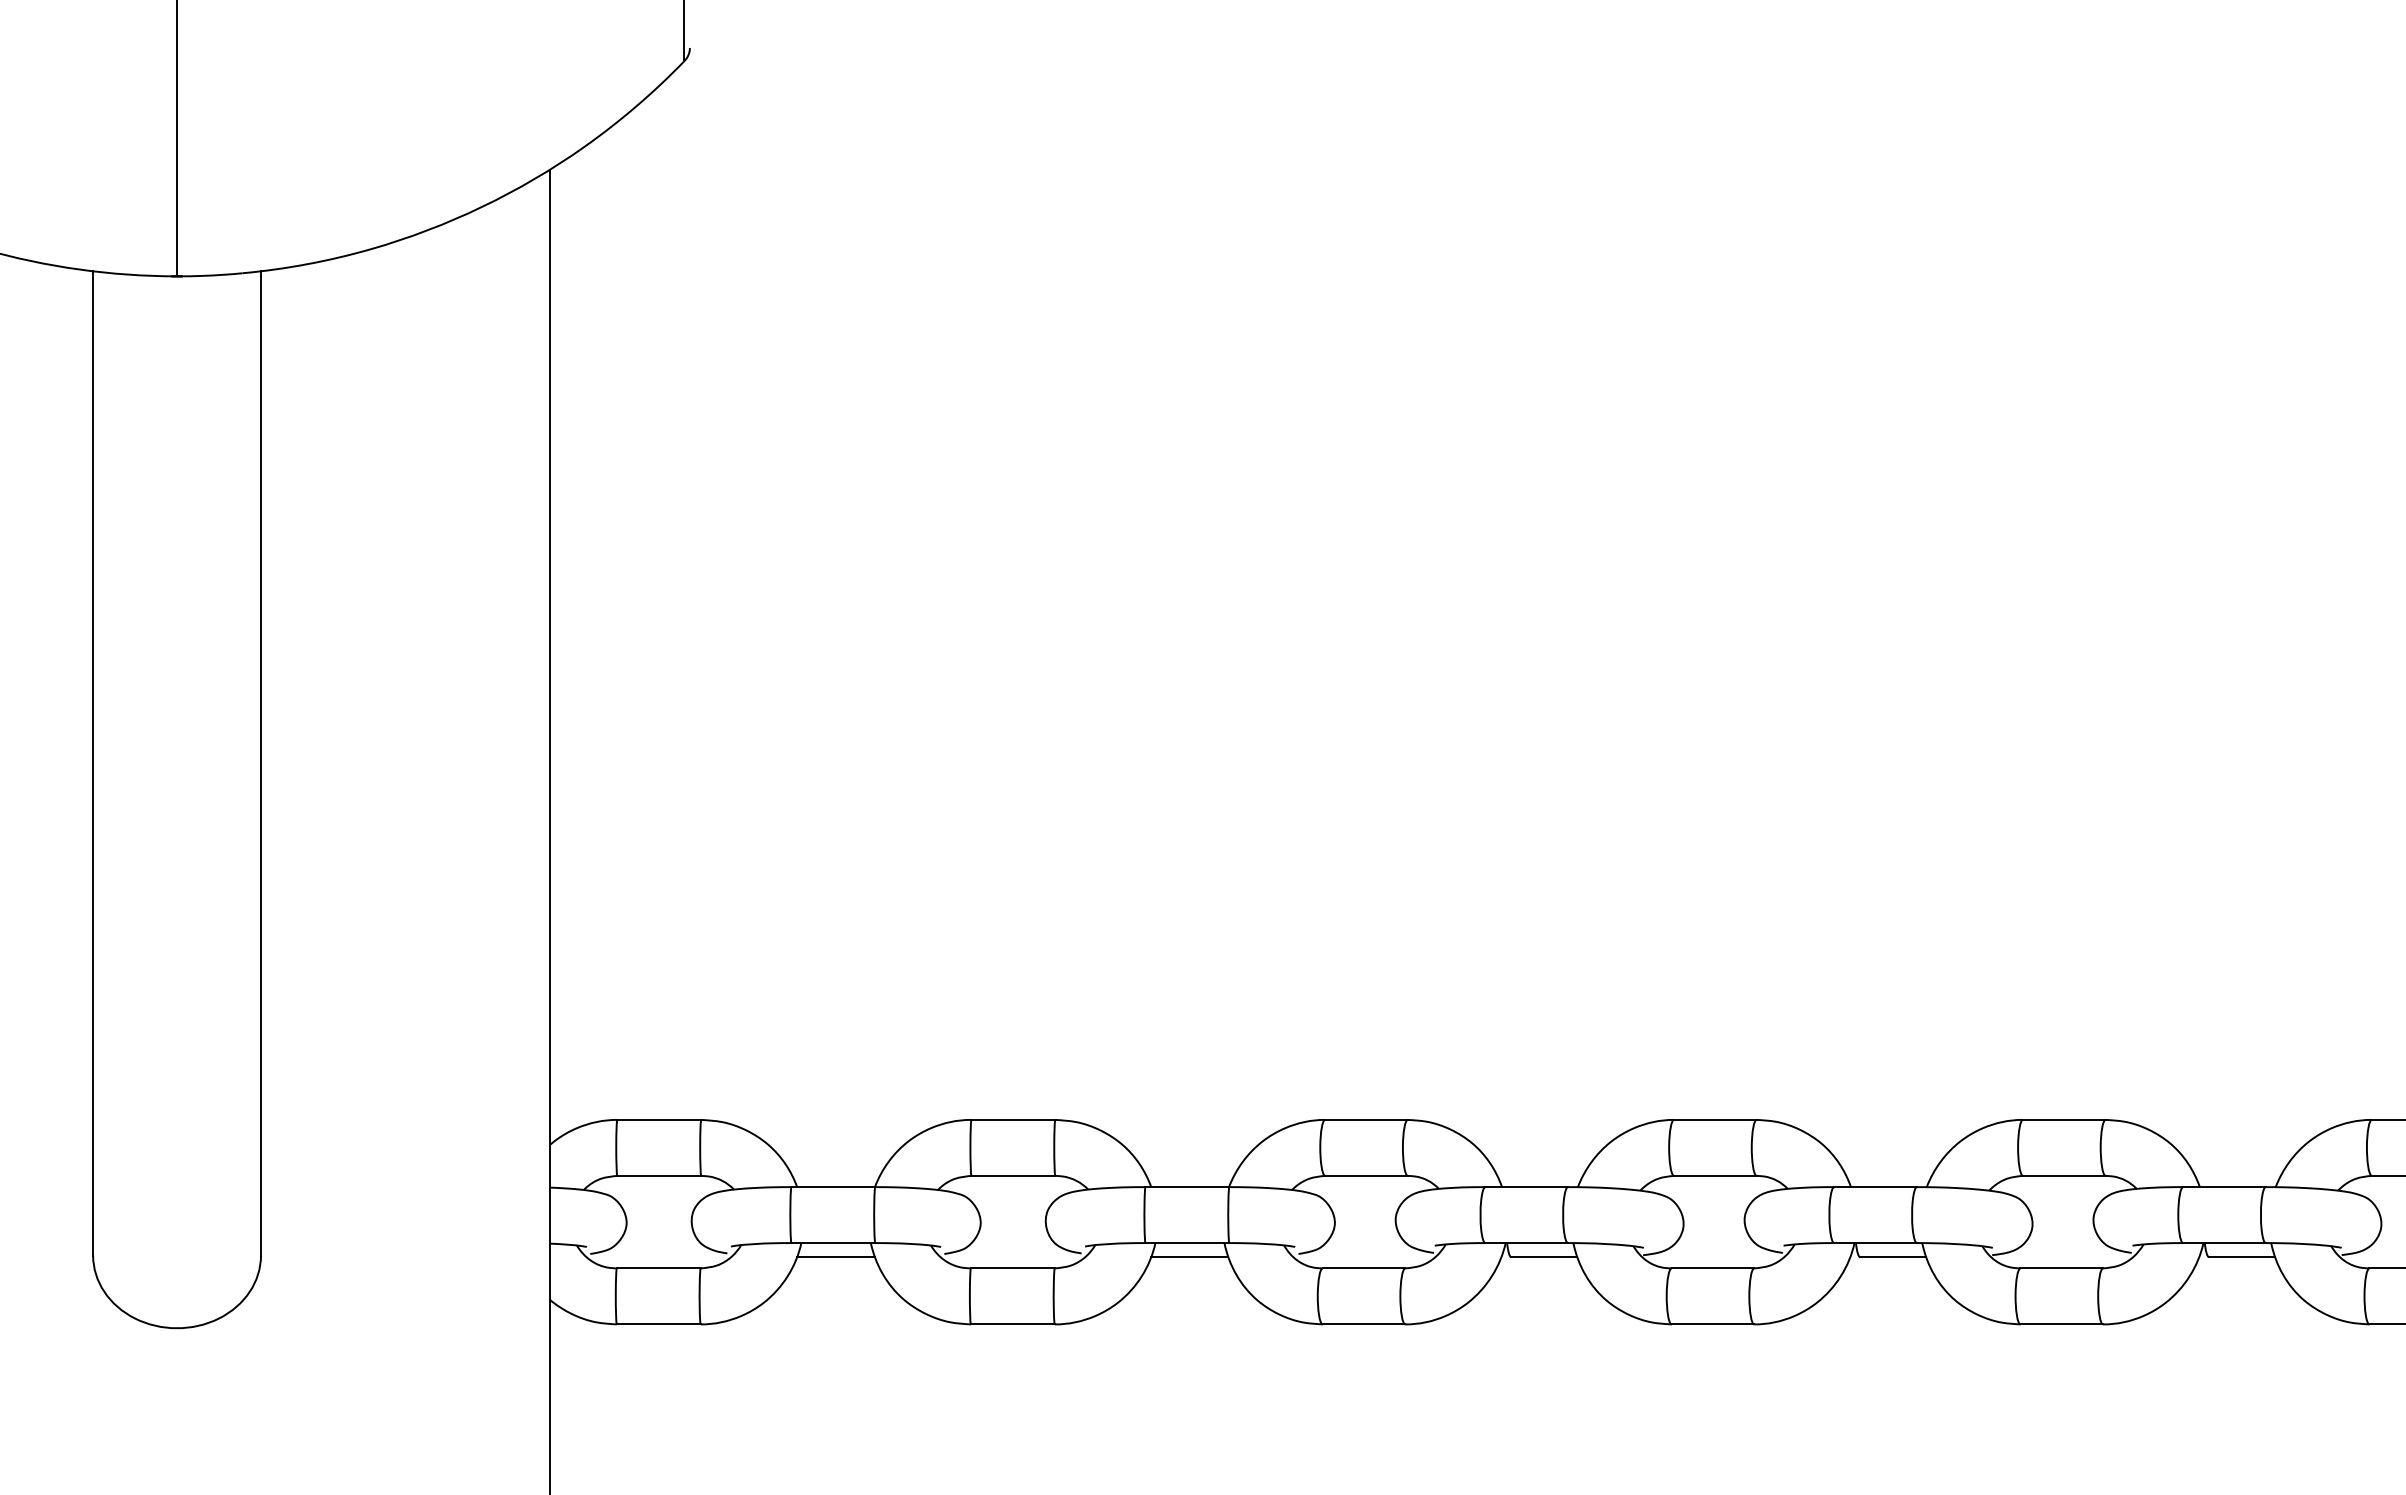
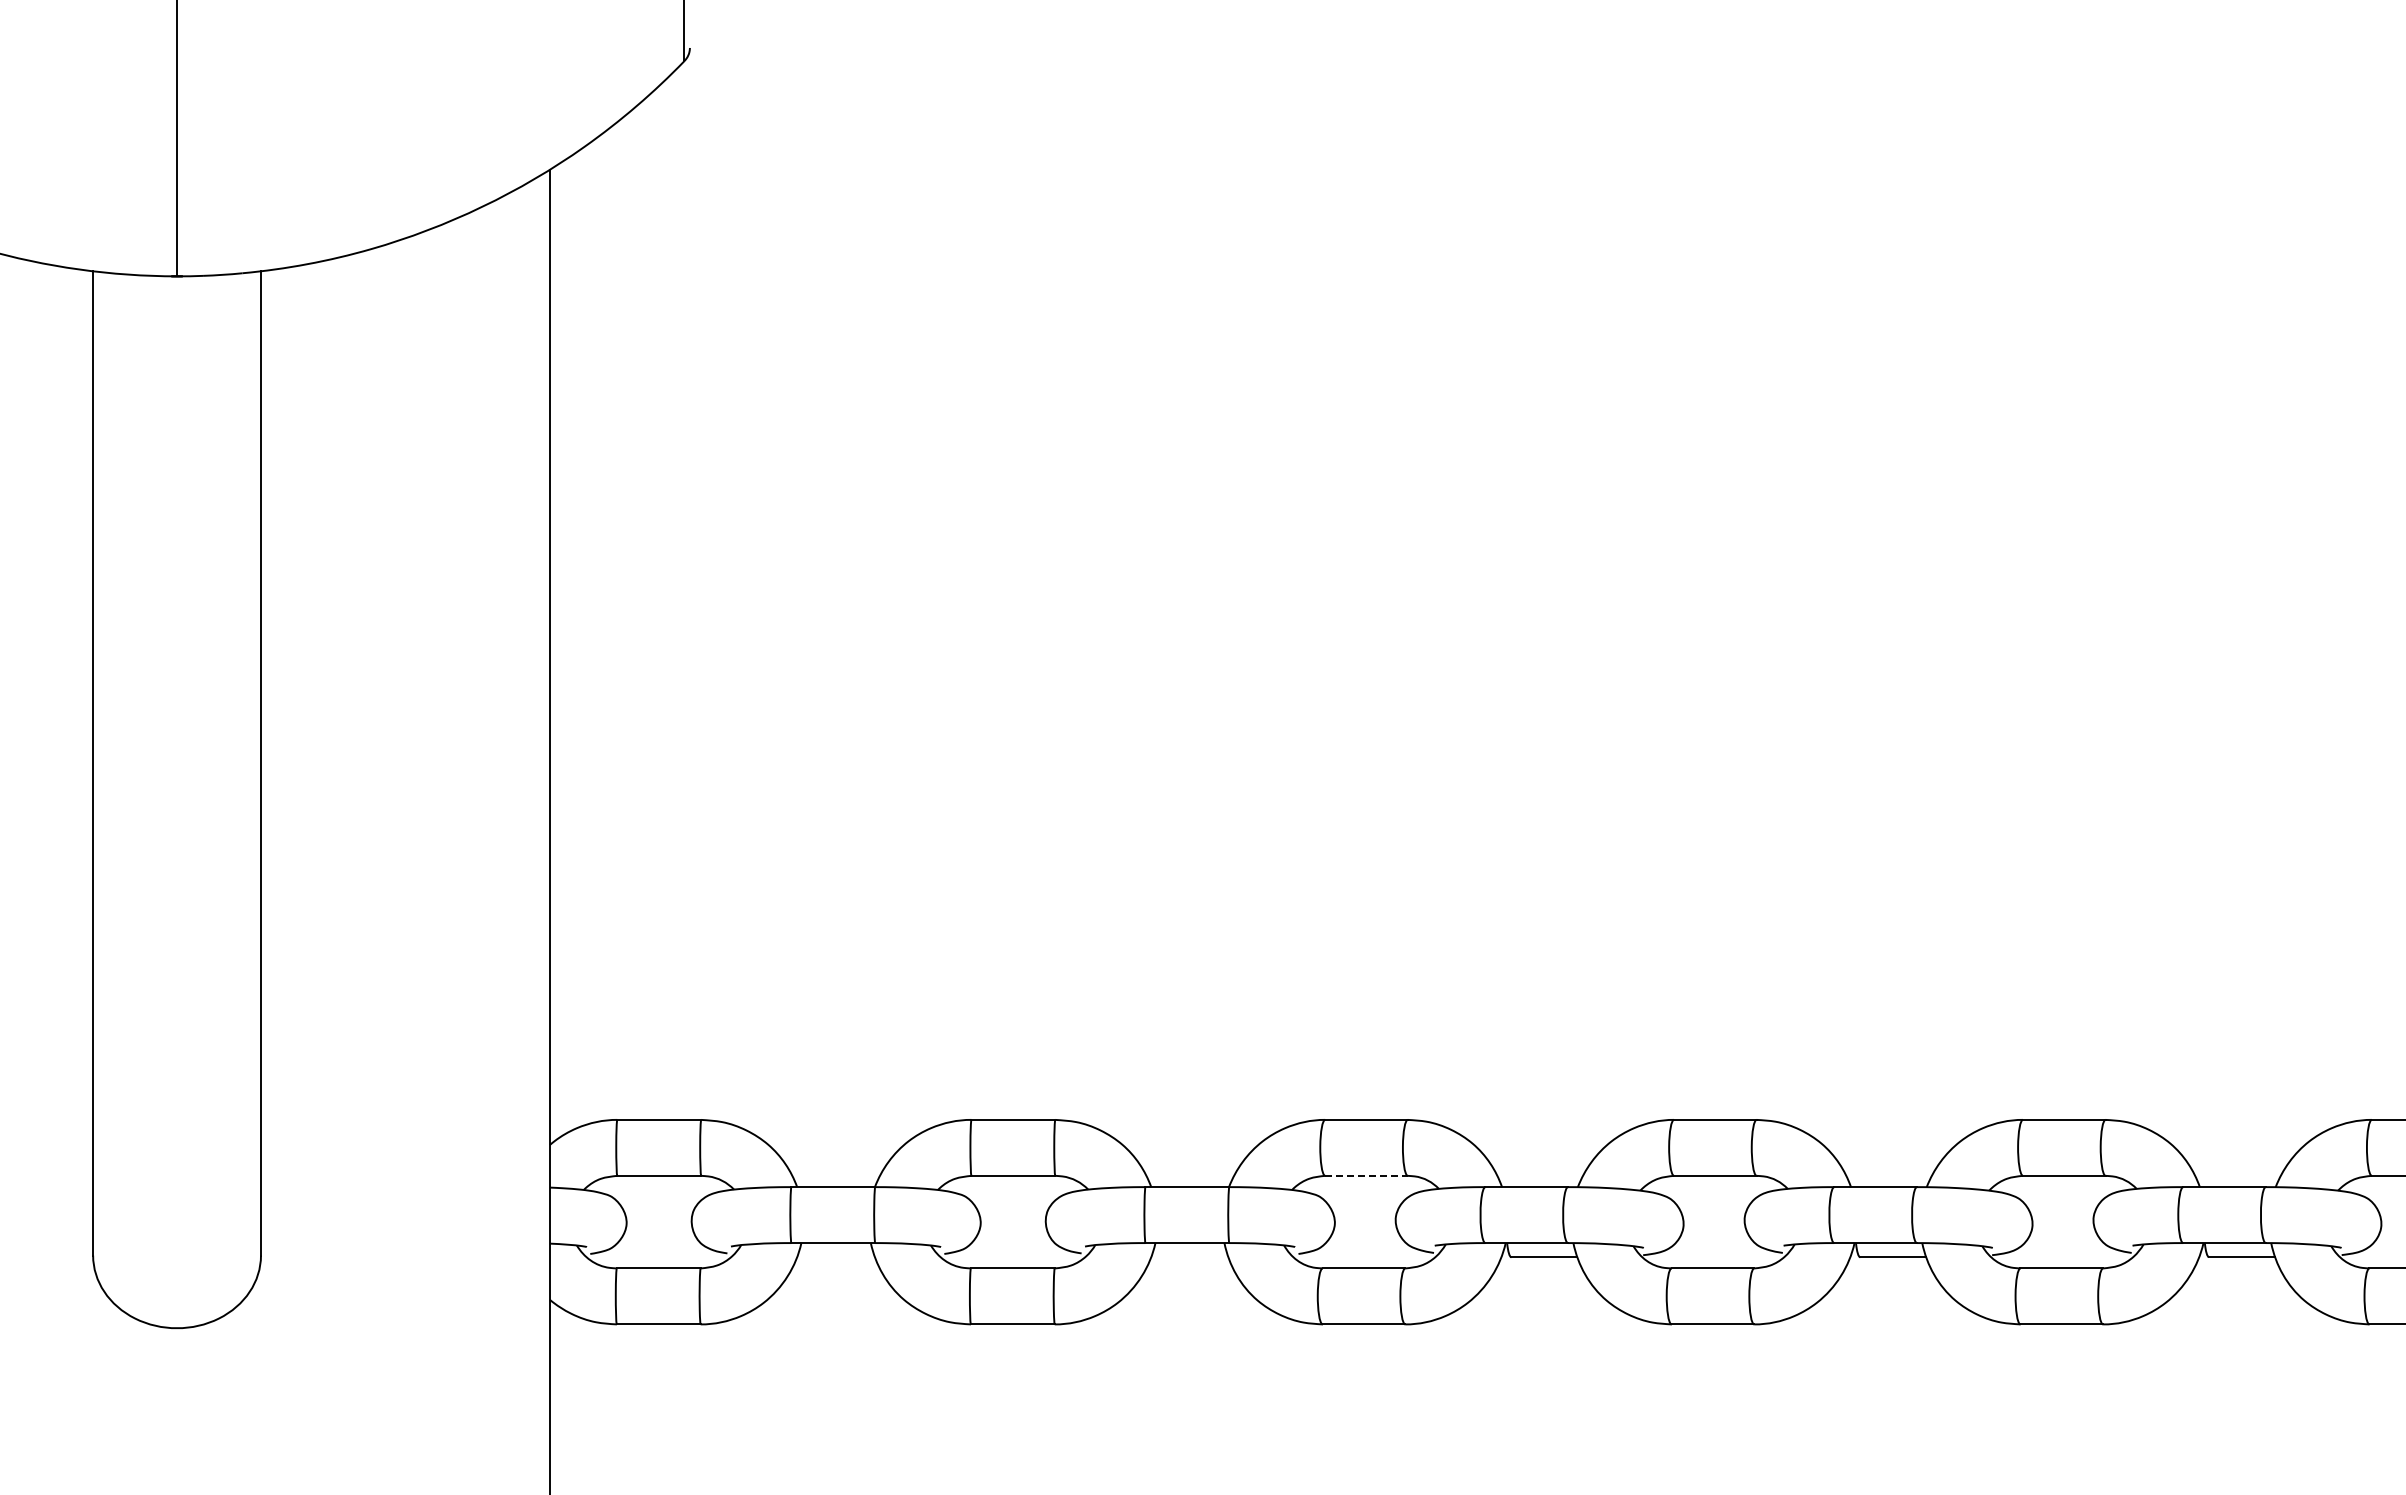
line: solid -> dashed (1366, 1175)
line: present -> none (835, 1257)
line: present -> none (1189, 1257)
